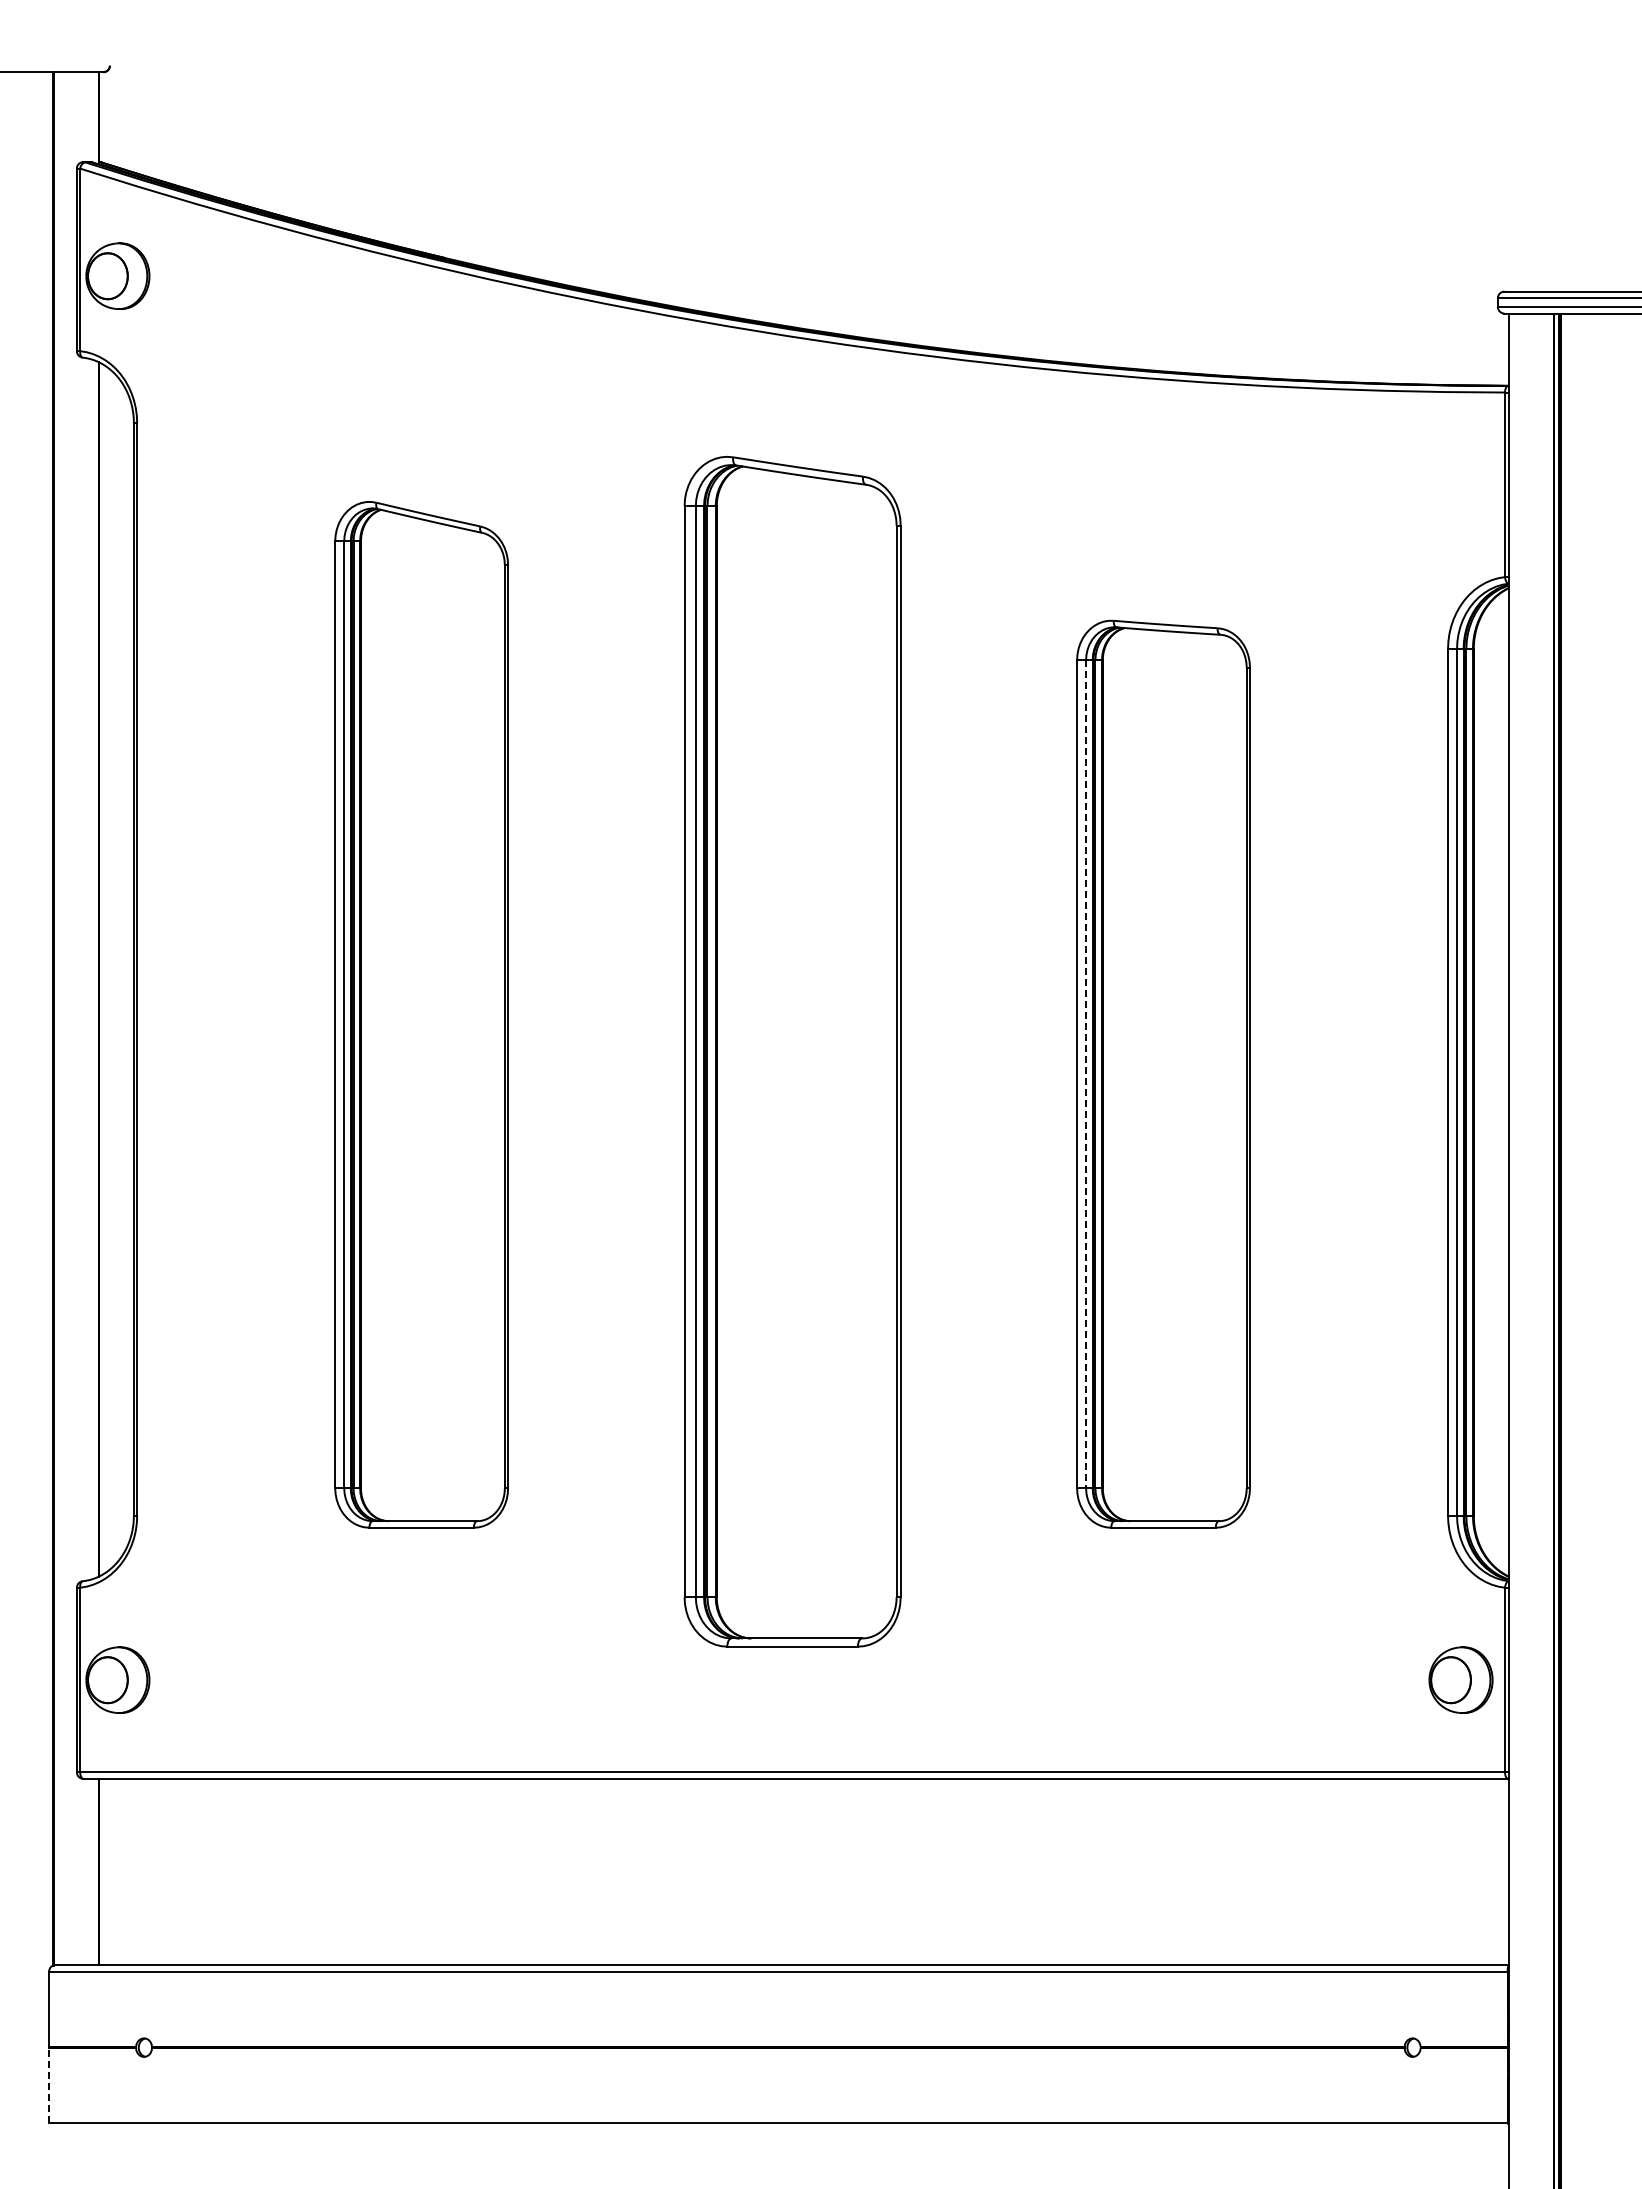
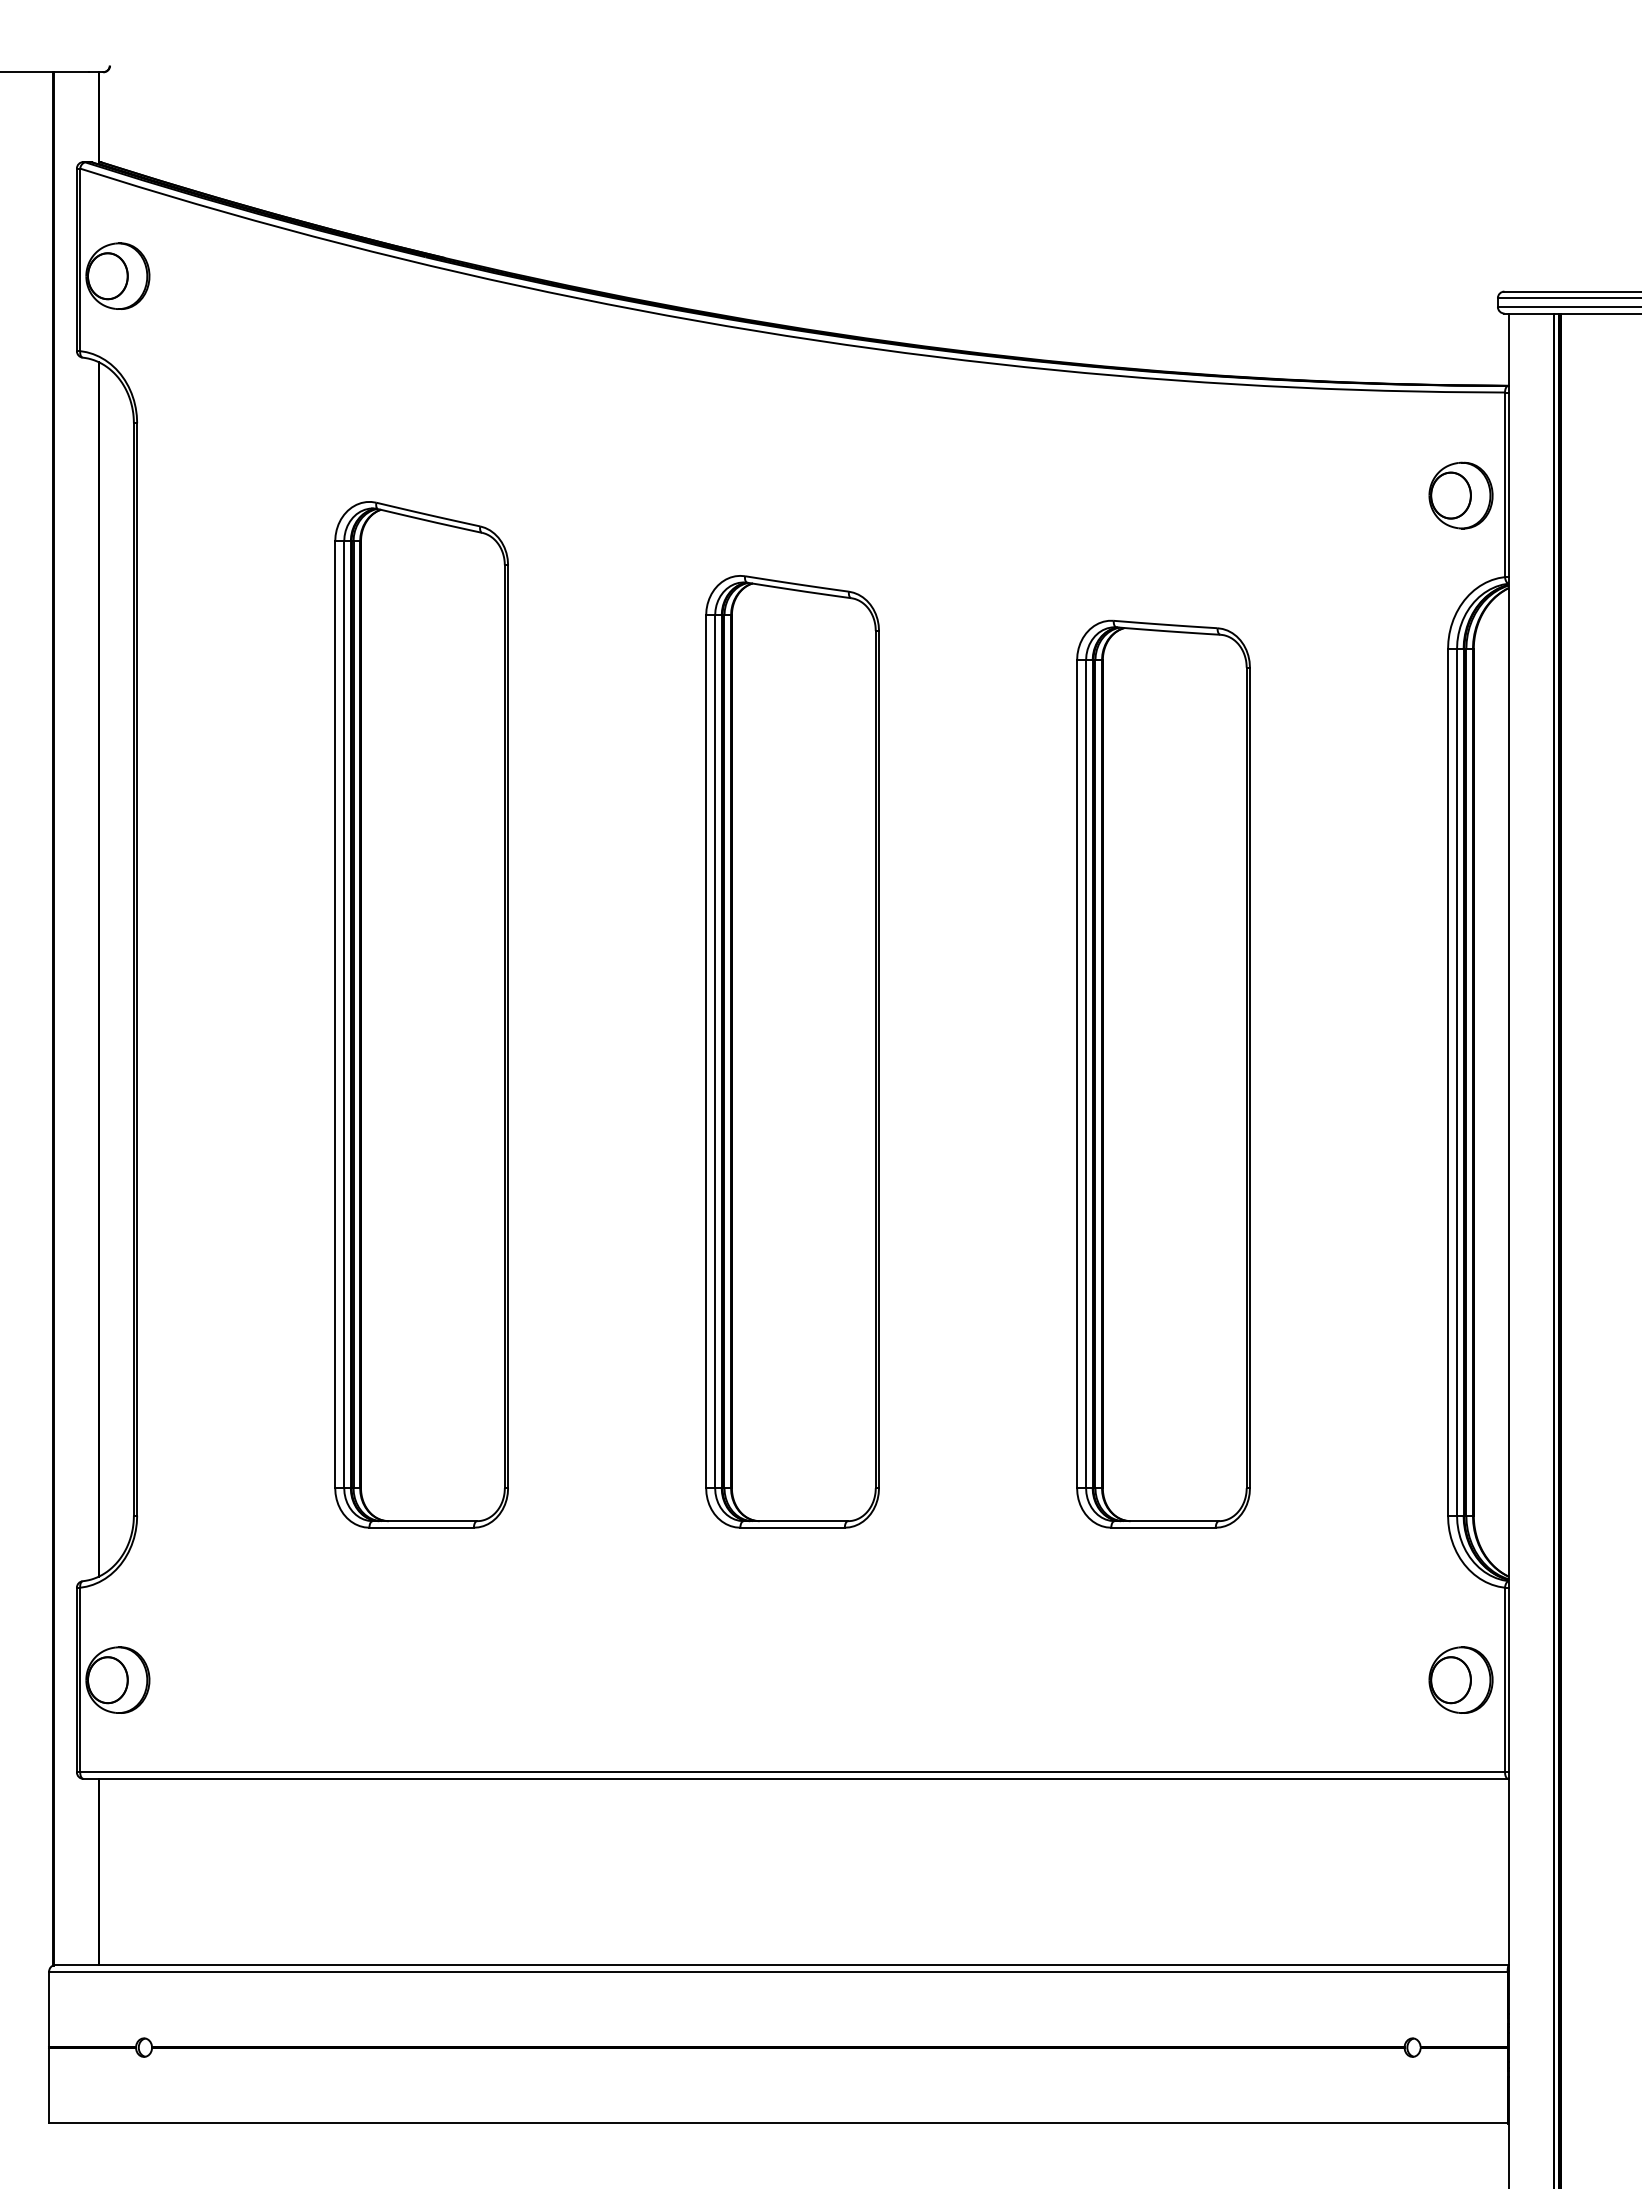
part: none -> present (1460, 495)
part size: 219x1192 px -> 175x954 px (792, 1051)
line: dashed -> solid (1086, 1074)
line: dashed -> solid (49, 2085)
